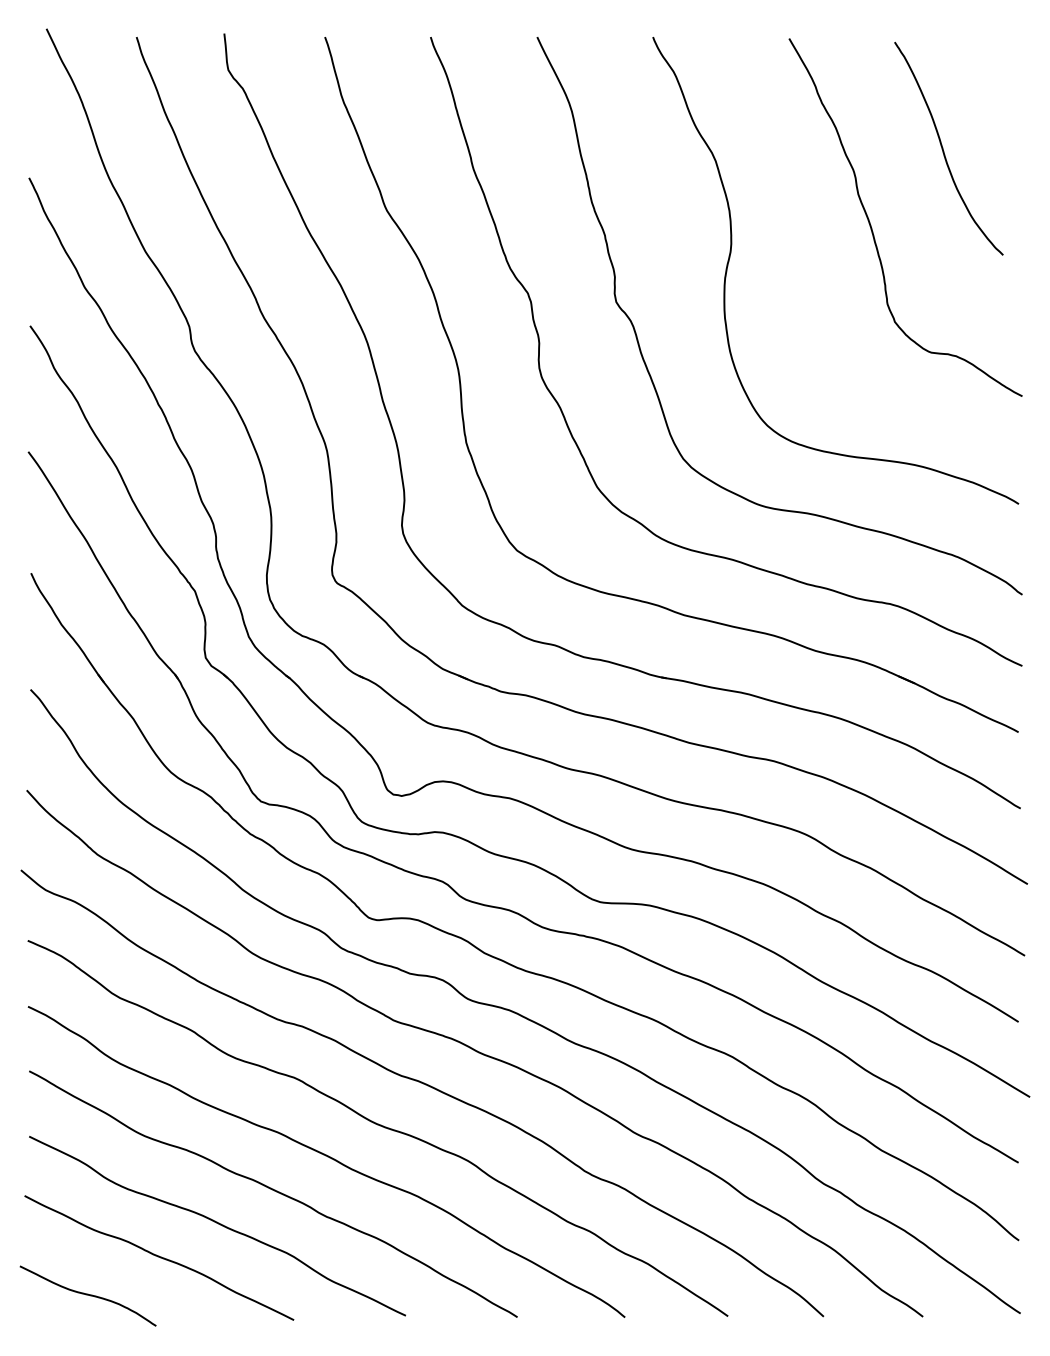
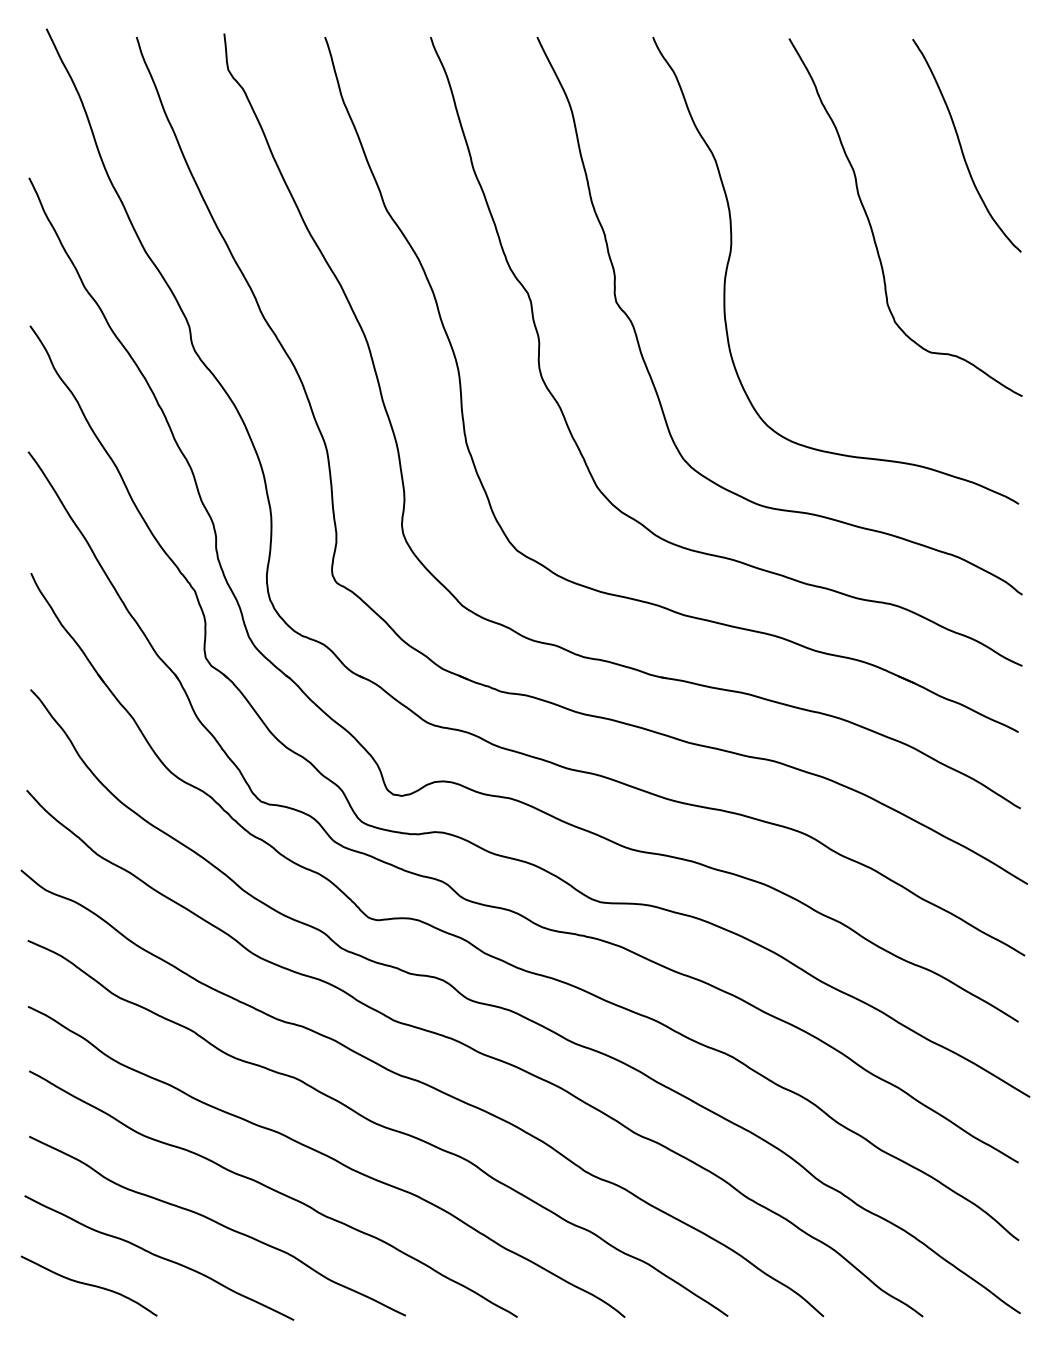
curve position: (943, 148) -> (961, 145) (961, 145)
curve position: (87, 1295) -> (88, 1285) (88, 1285)
